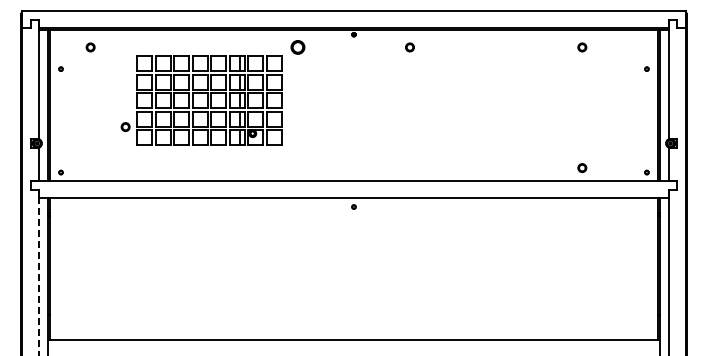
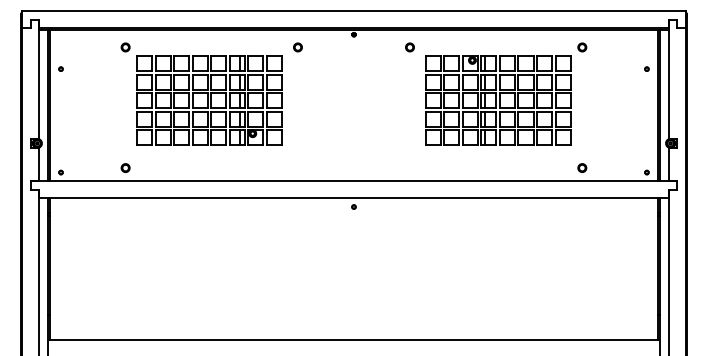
part position: (90, 47) -> (125, 47) (125, 47)
part size: 16x15 px -> 10x11 px (297, 47)
part: none -> present (498, 100)
part position: (125, 126) -> (125, 167) (125, 167)
line: dashed -> solid (39, 272)
